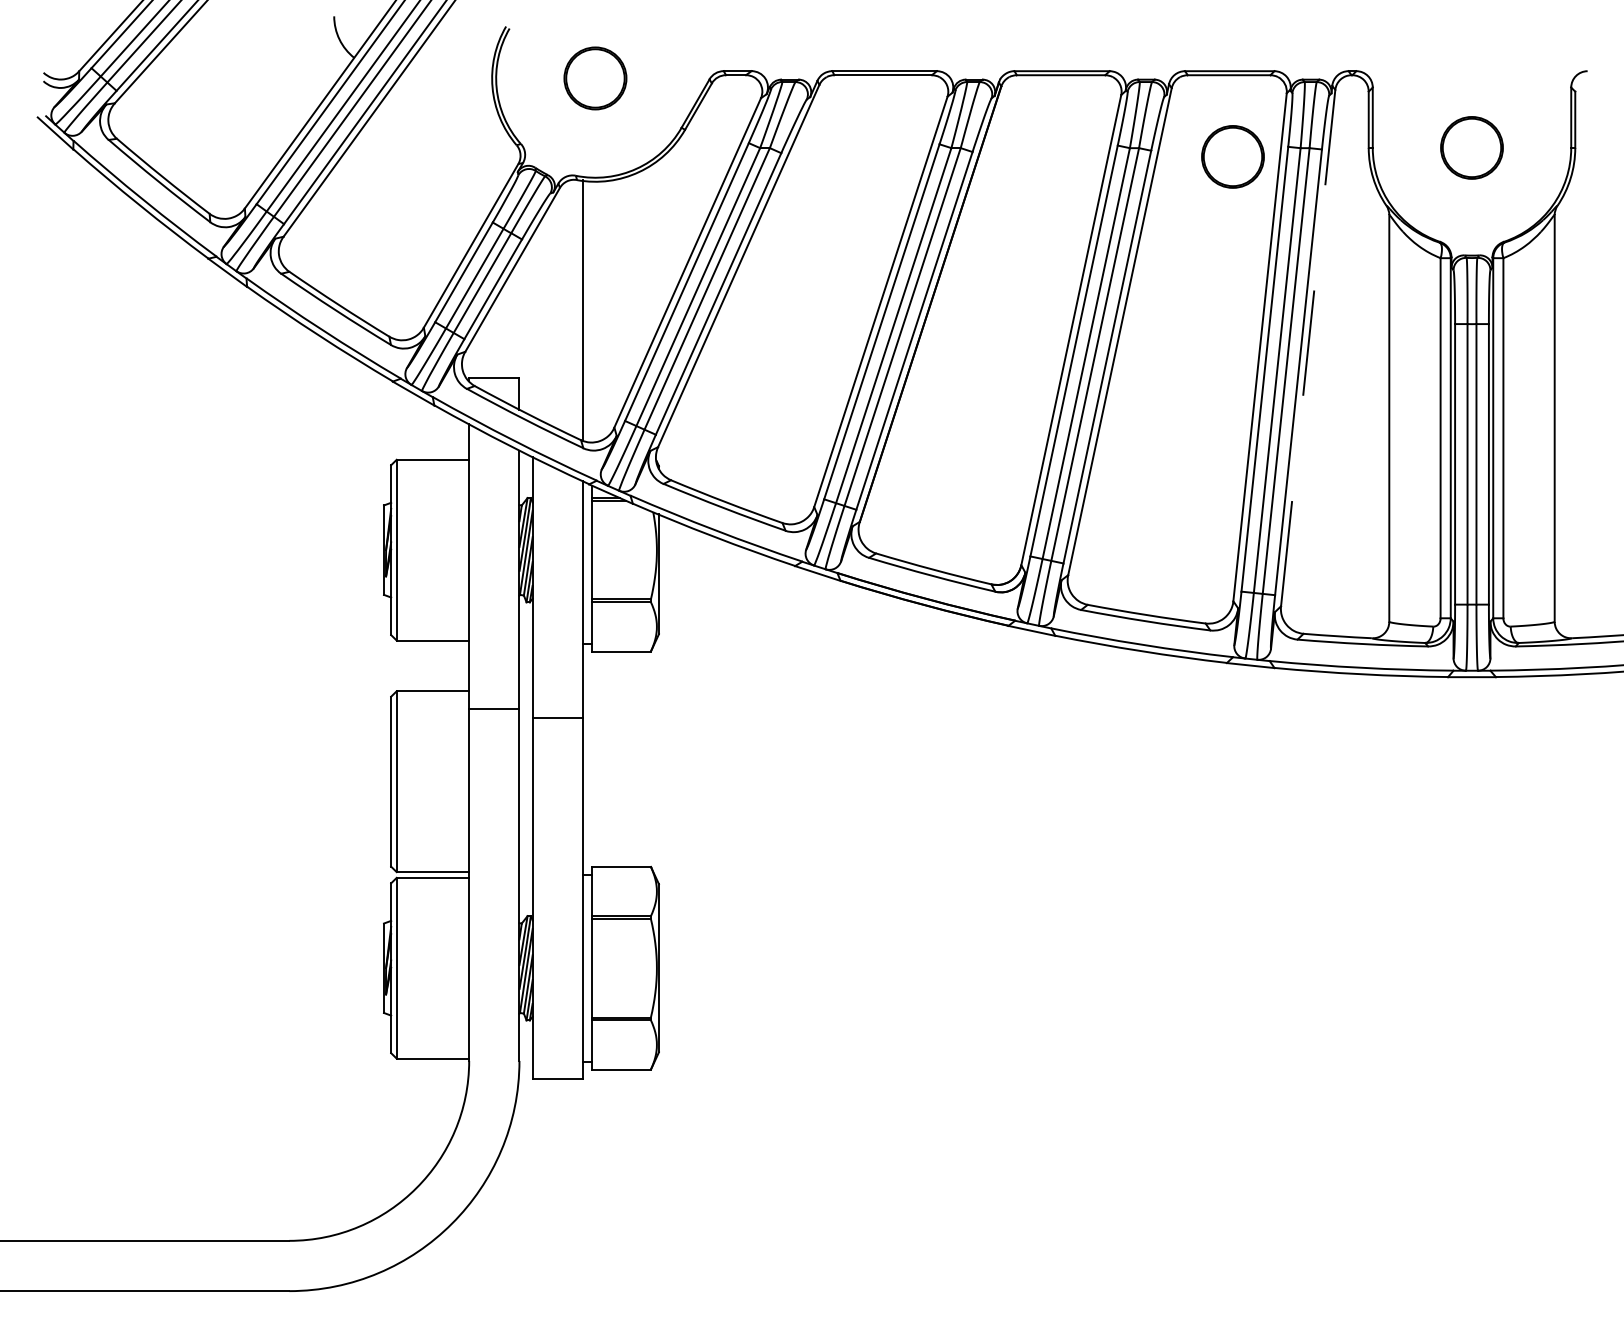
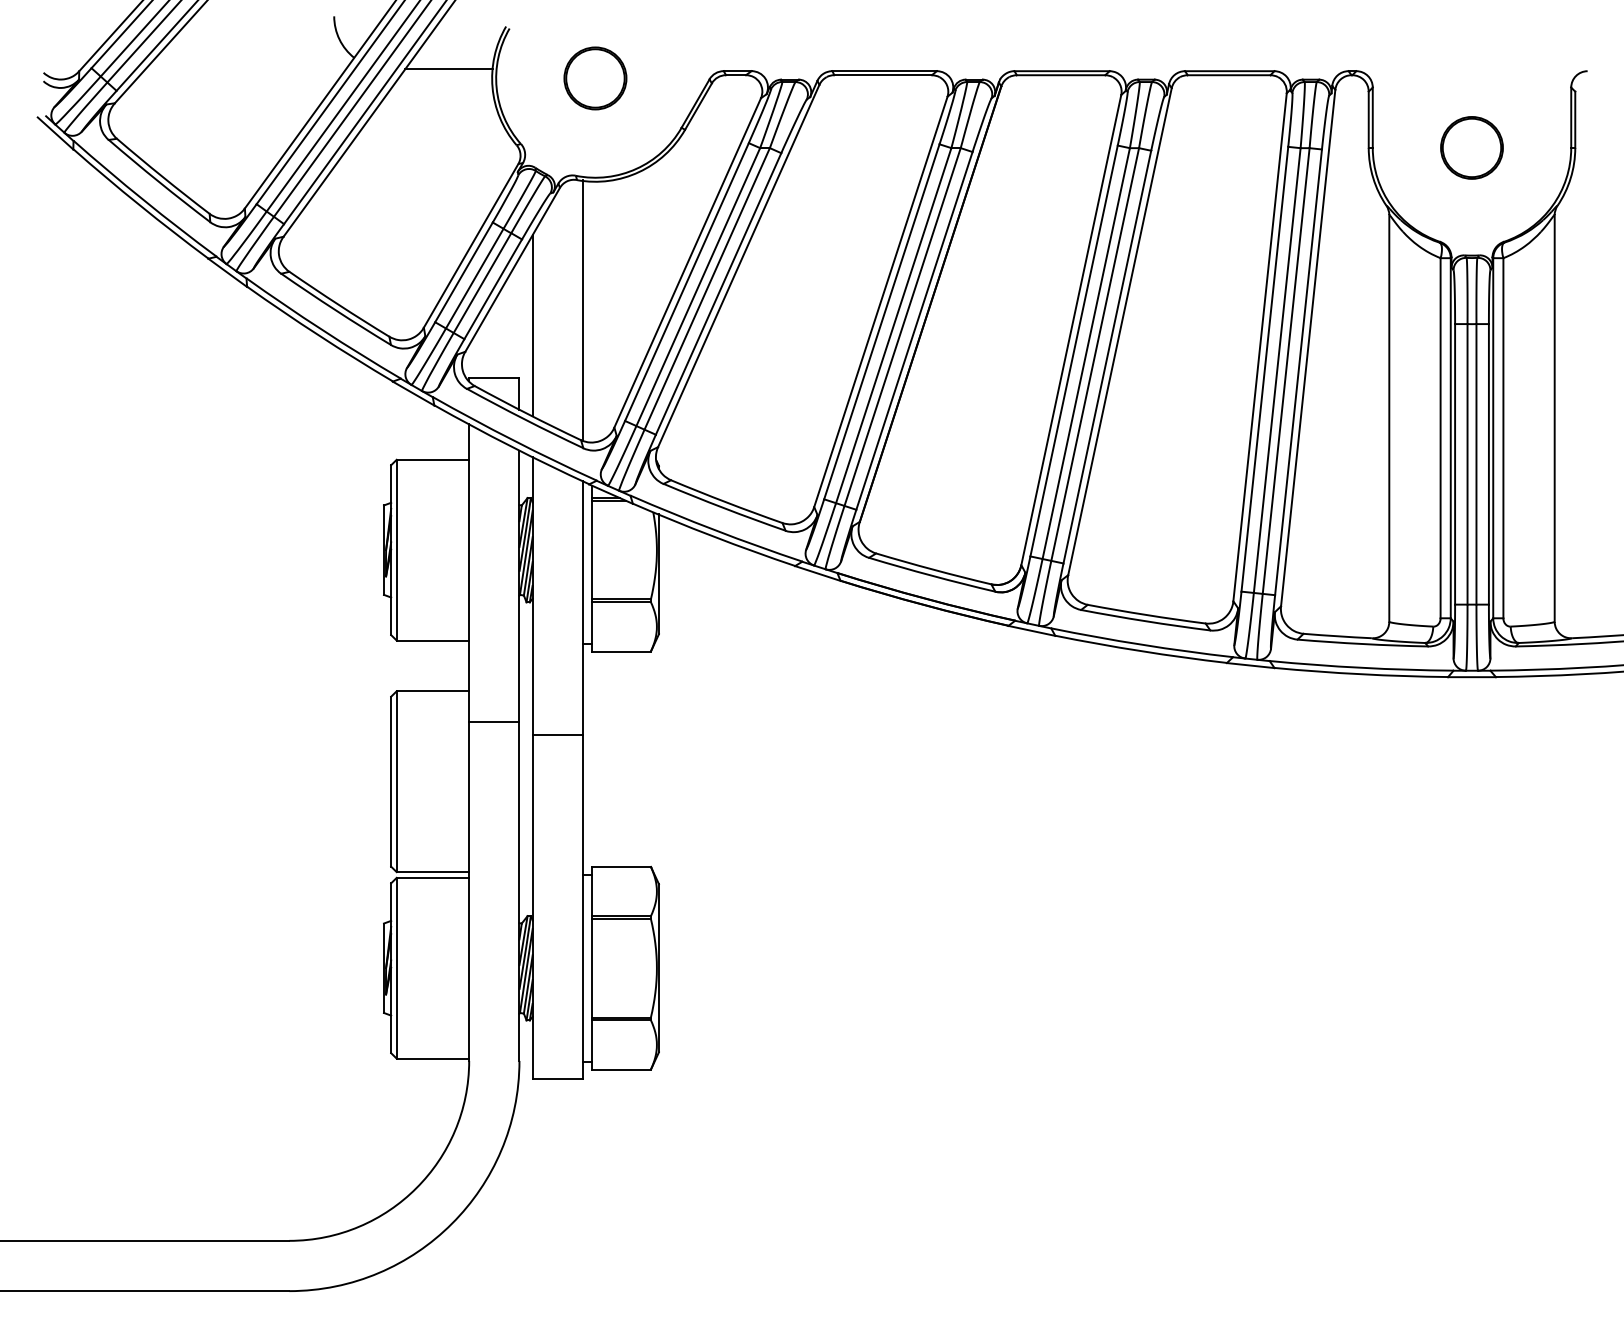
line: none -> present (449, 69)
circle: present -> none (1232, 156)
line: none -> present (532, 325)
line: dashed -> solid (1308, 348)
line position: (494, 709) -> (494, 722) (494, 722)
line position: (557, 718) -> (557, 735) (557, 735)
